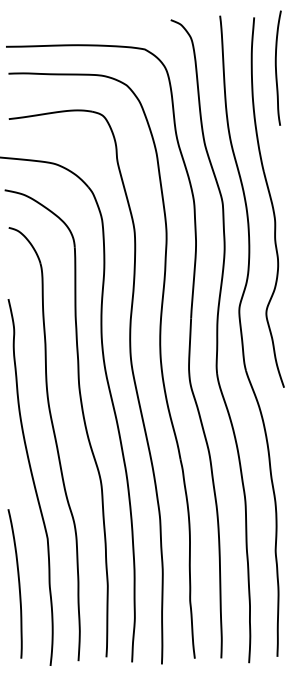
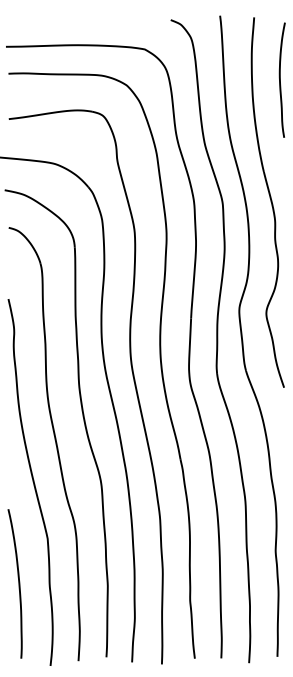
curve position: (276, 67) -> (280, 79) (280, 79)
